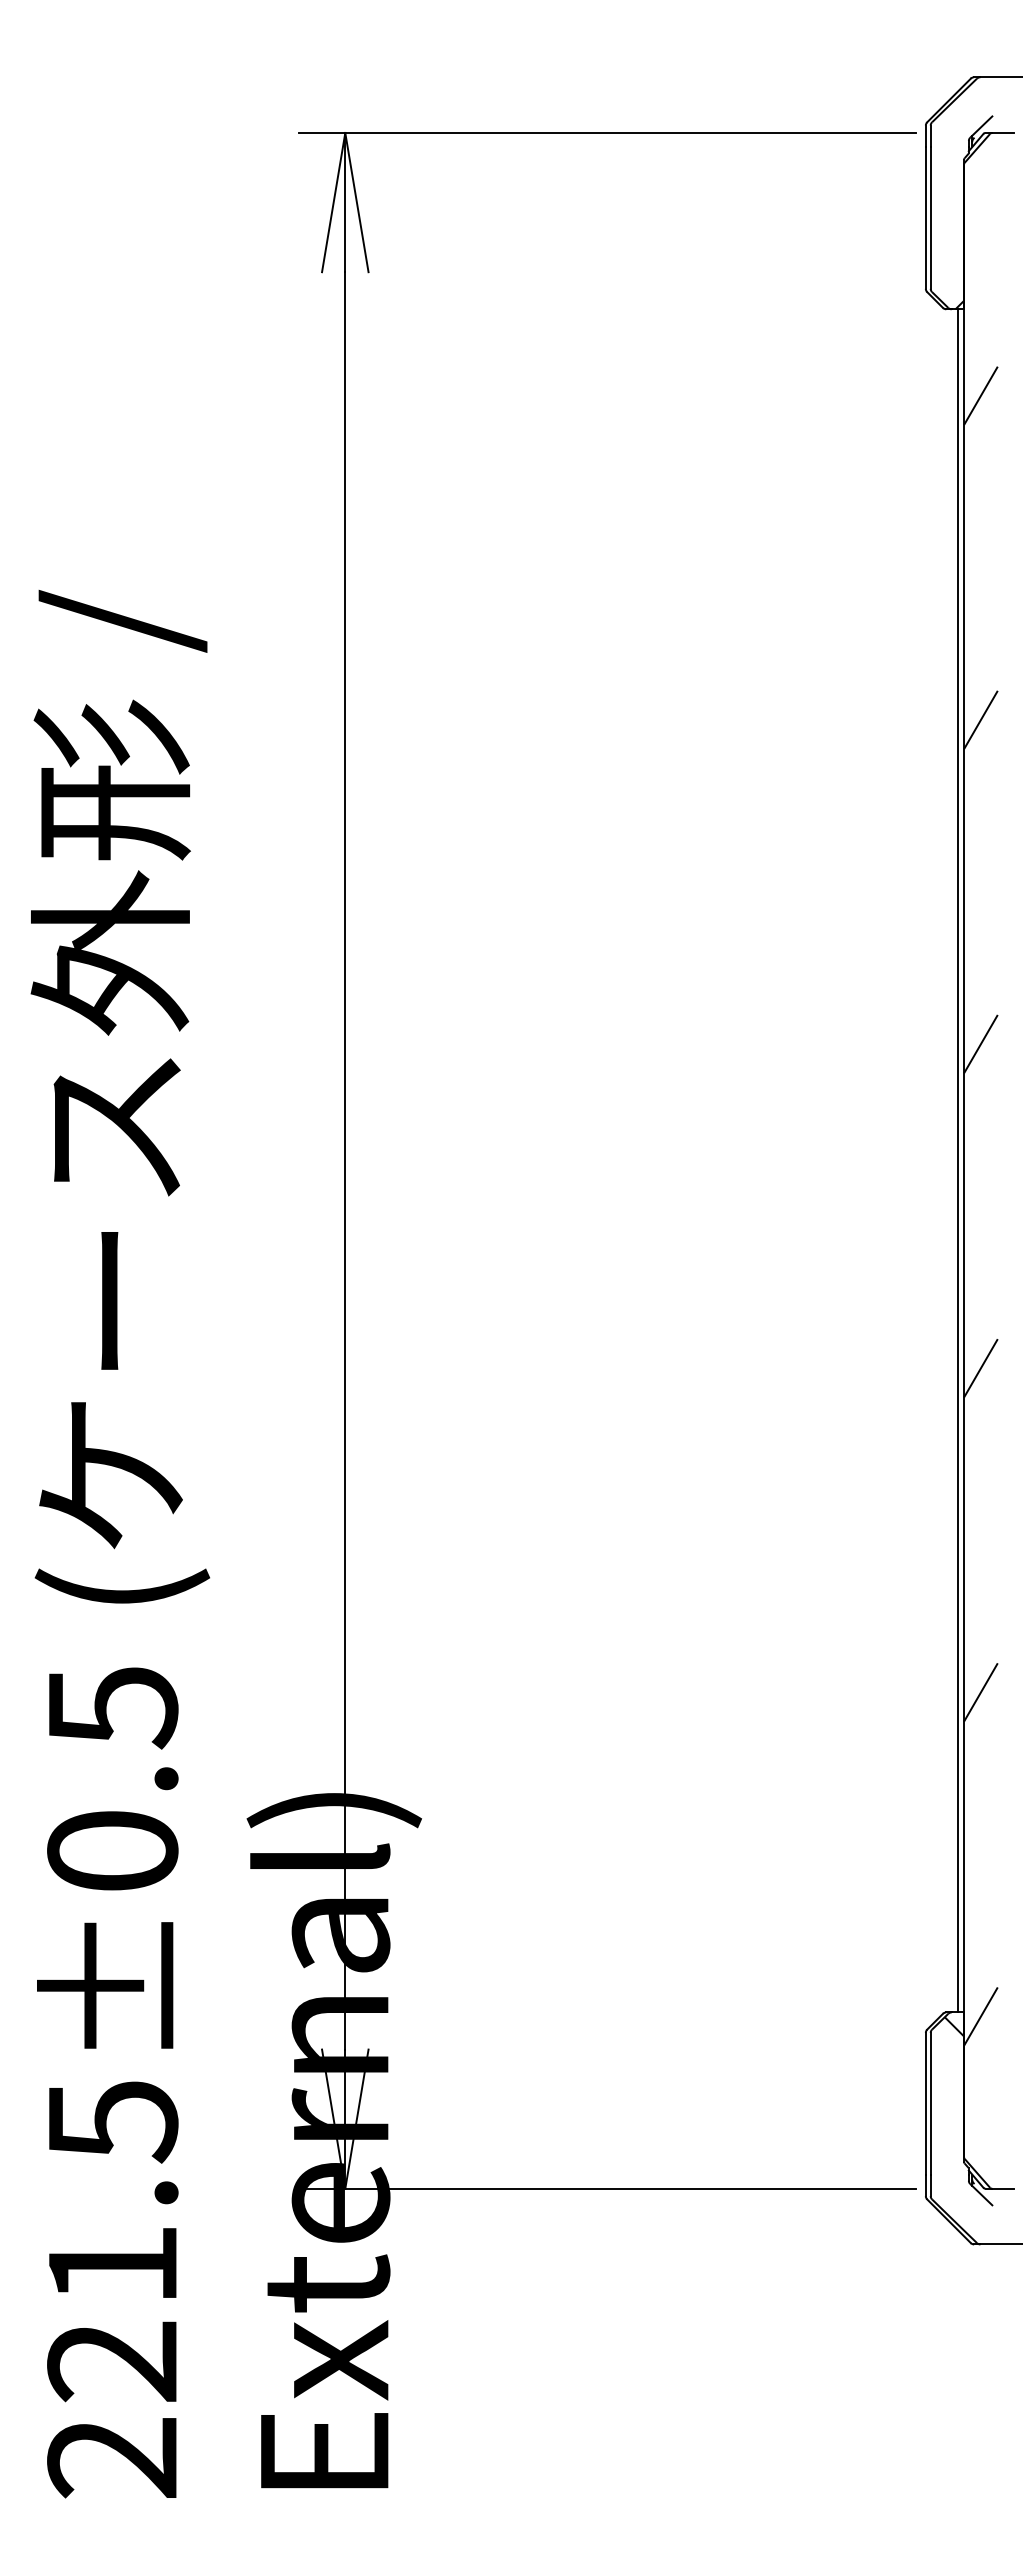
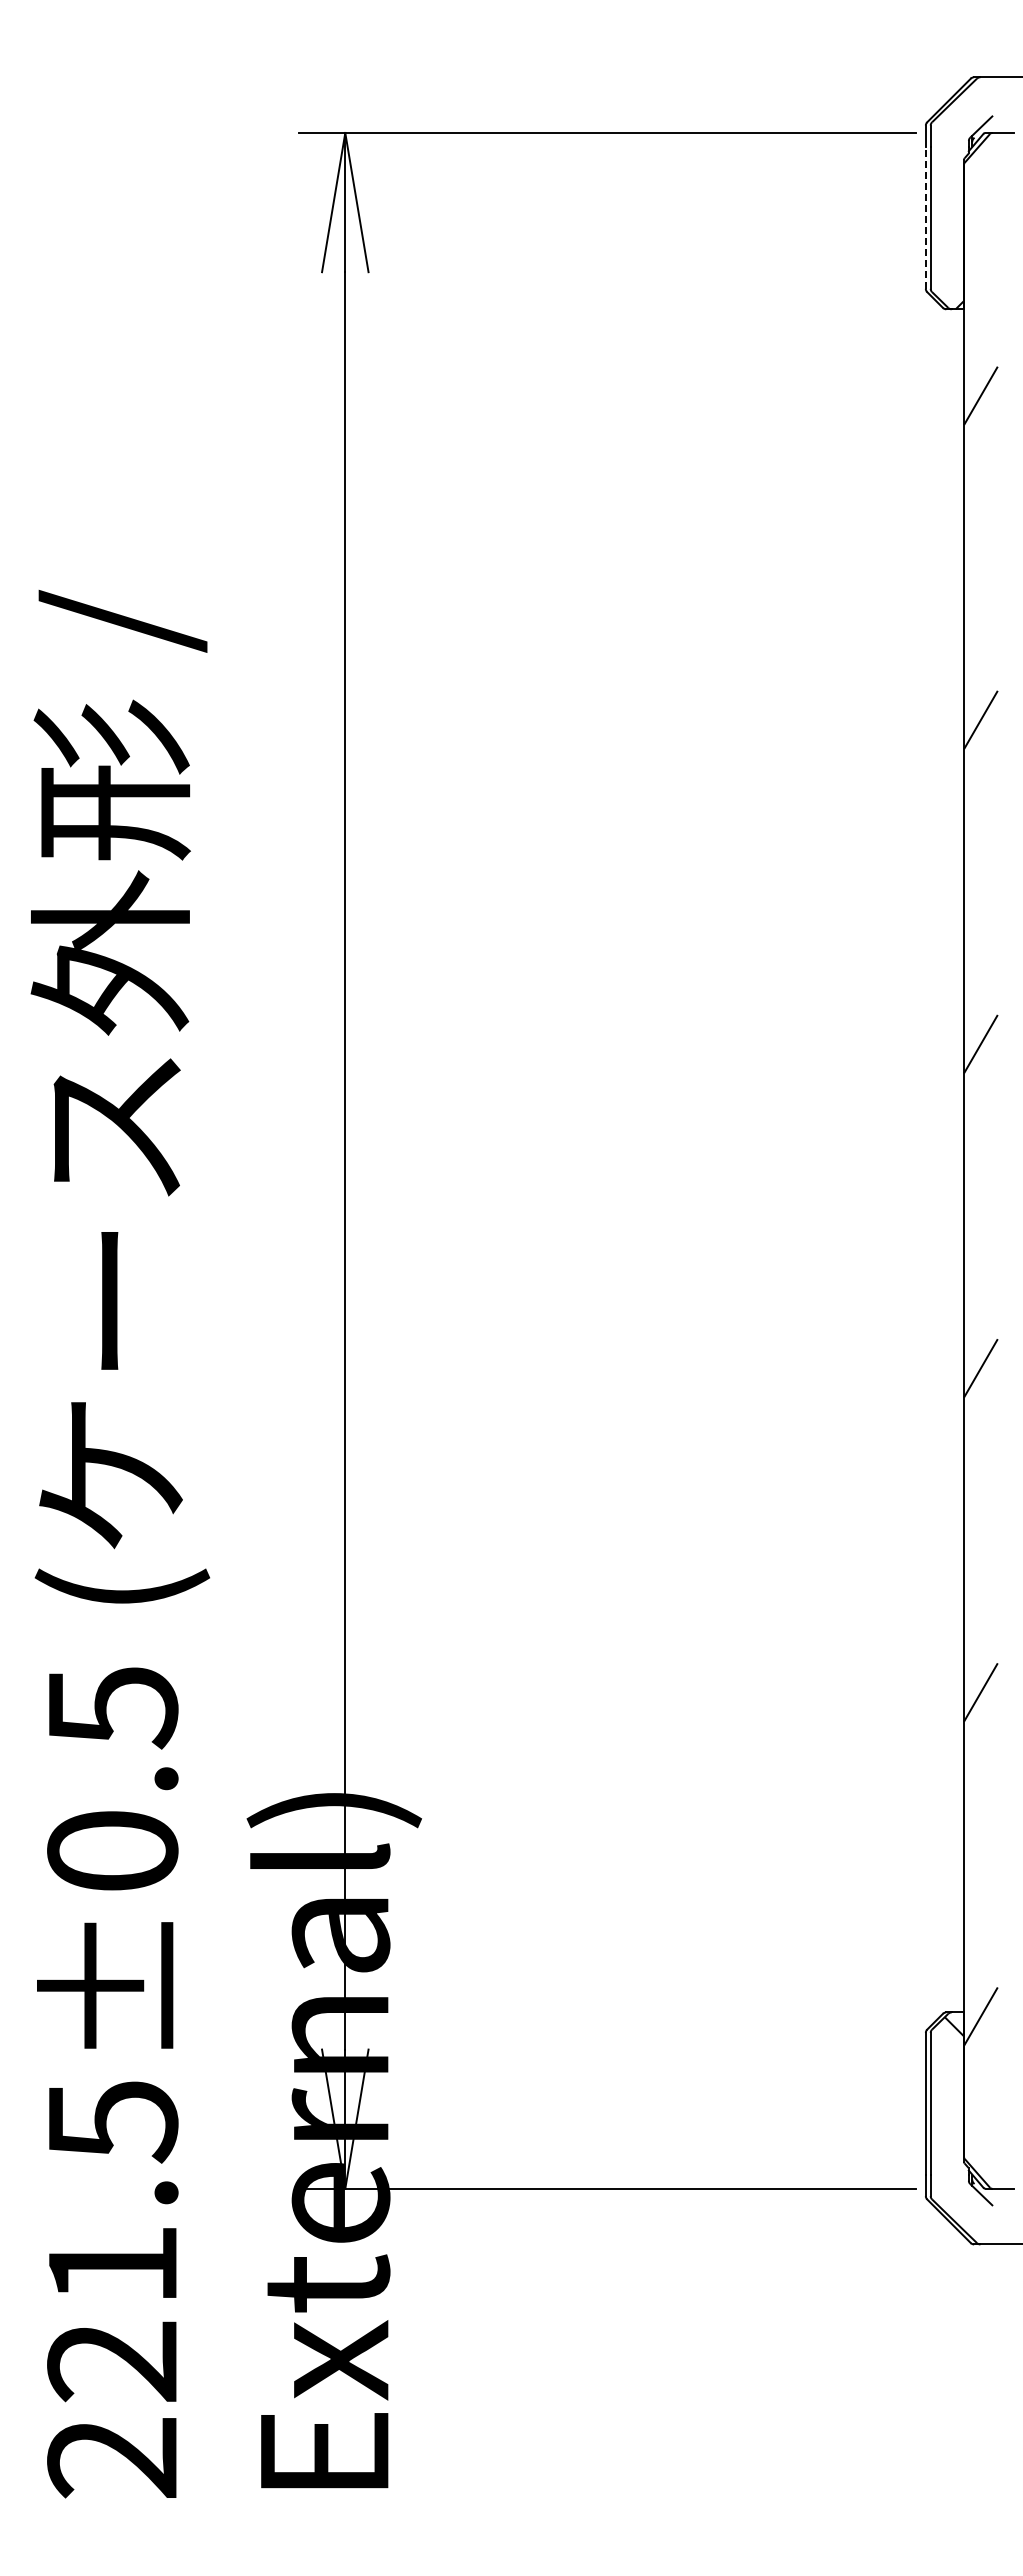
line: solid -> dashed (925, 217)
line: present -> none (958, 1160)
